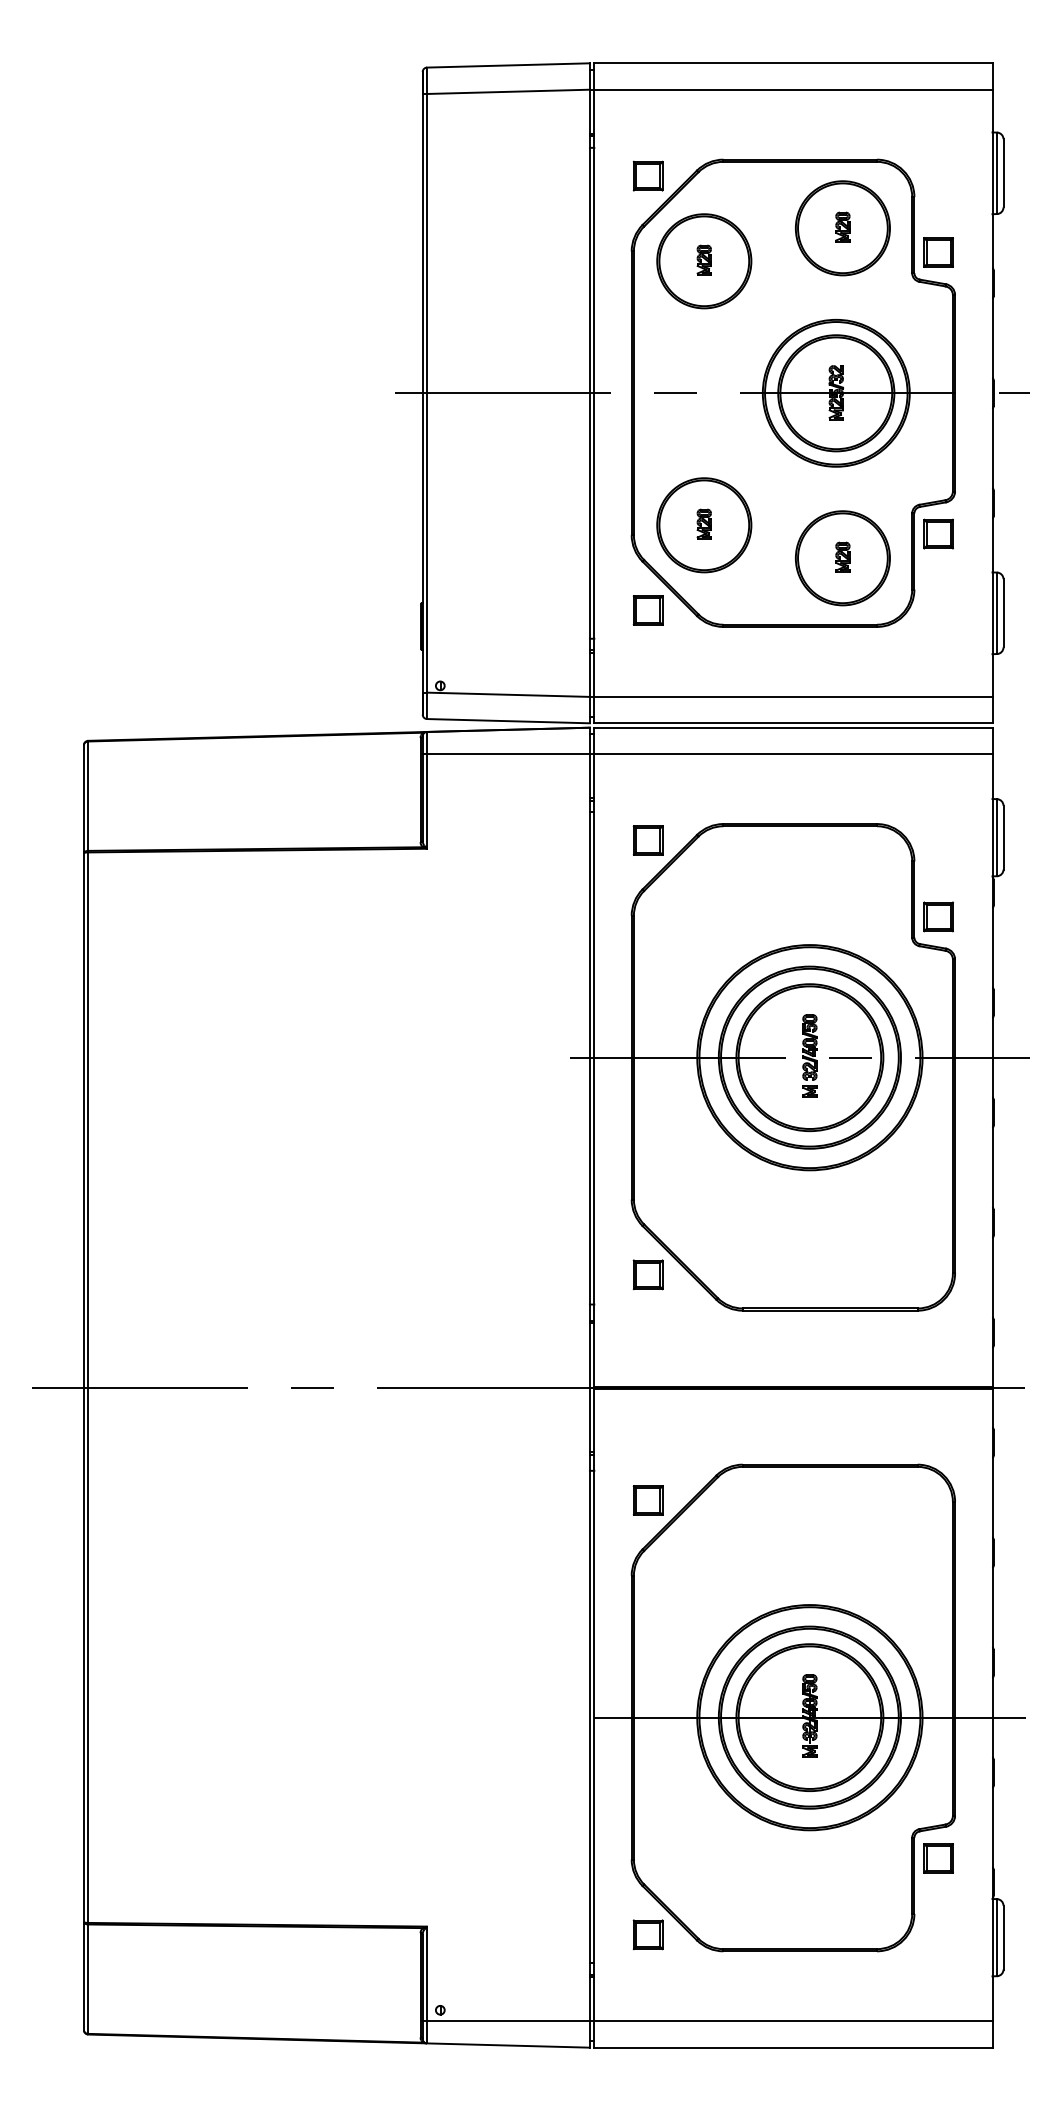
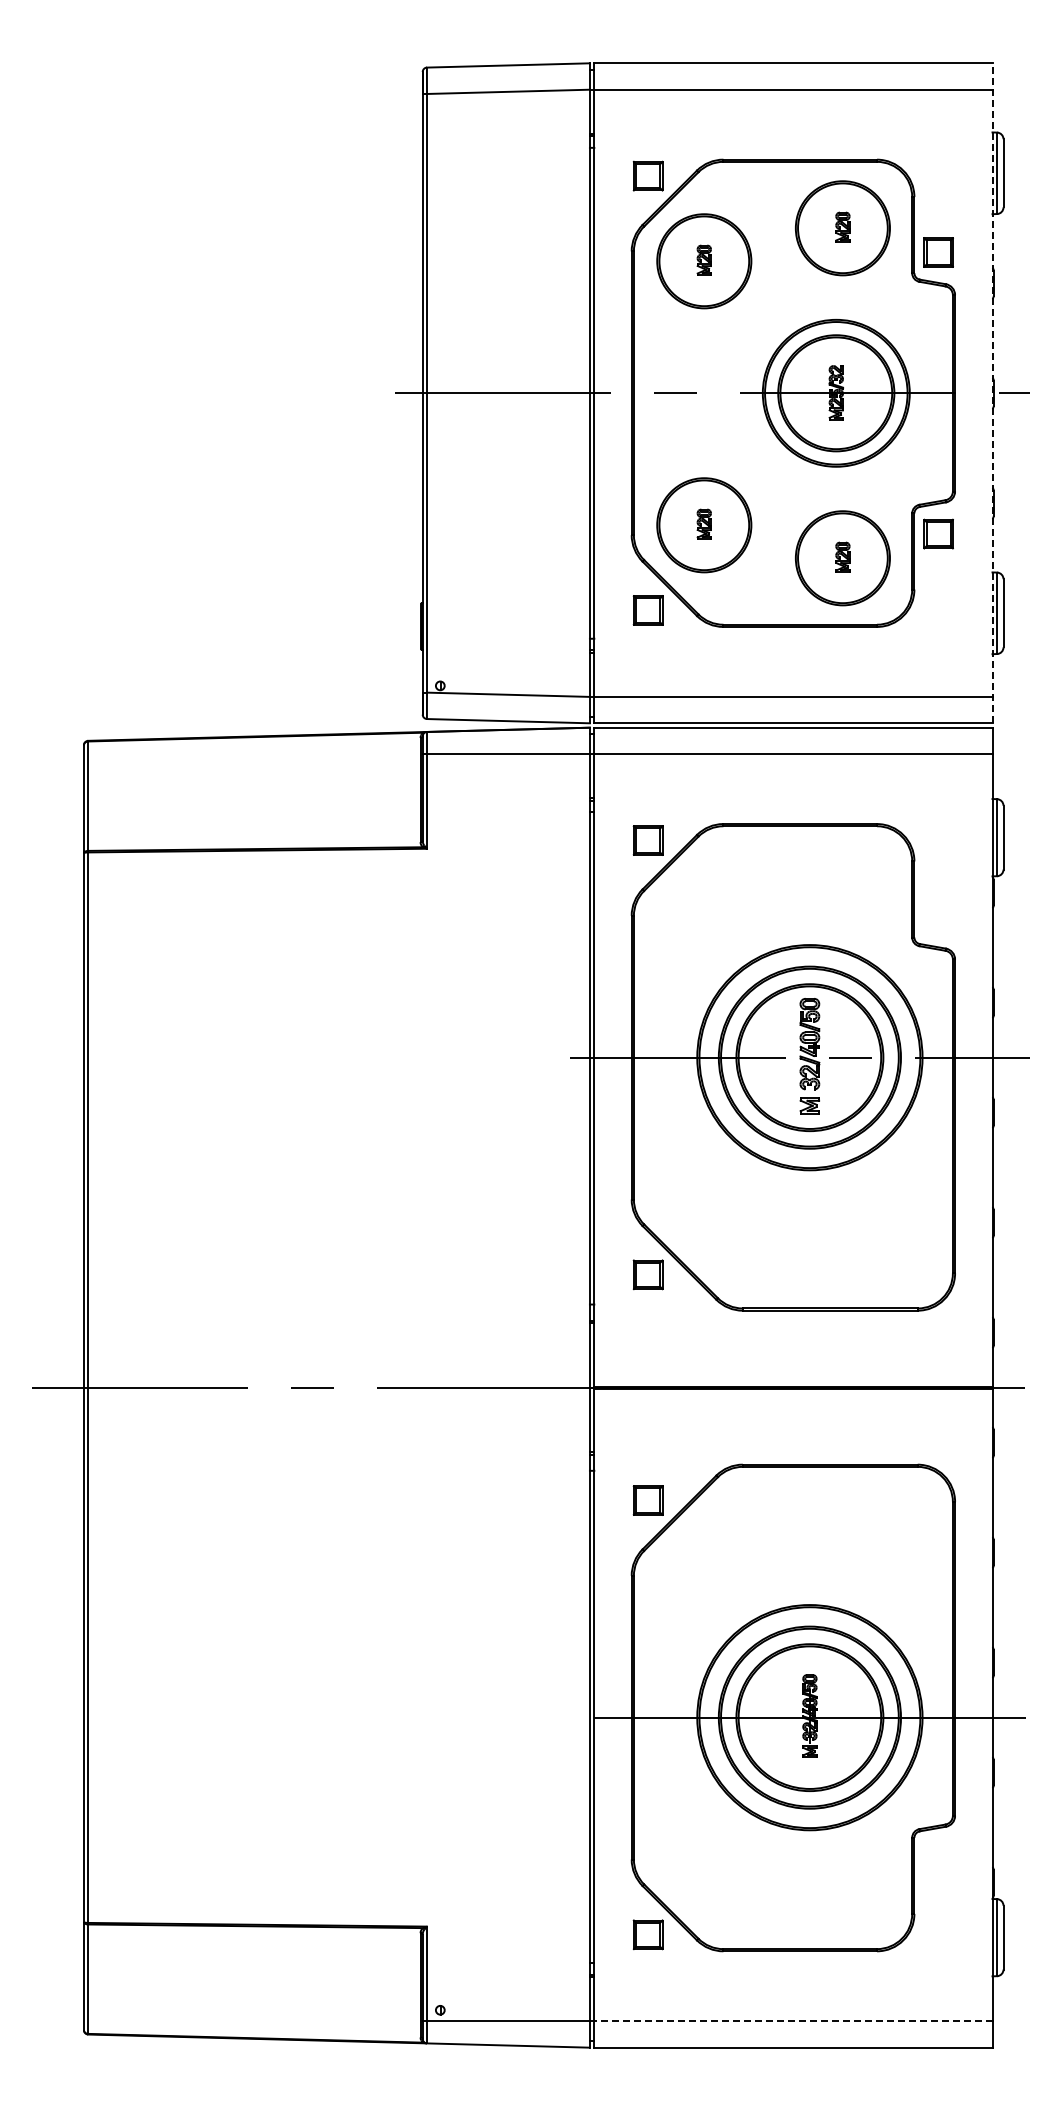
line: solid -> dashed (992, 393)
part: present -> none (938, 916)
part size: 16x84 px -> 22x117 px (809, 1056)
part: present -> none (938, 1858)
line: solid -> dashed (791, 2021)
